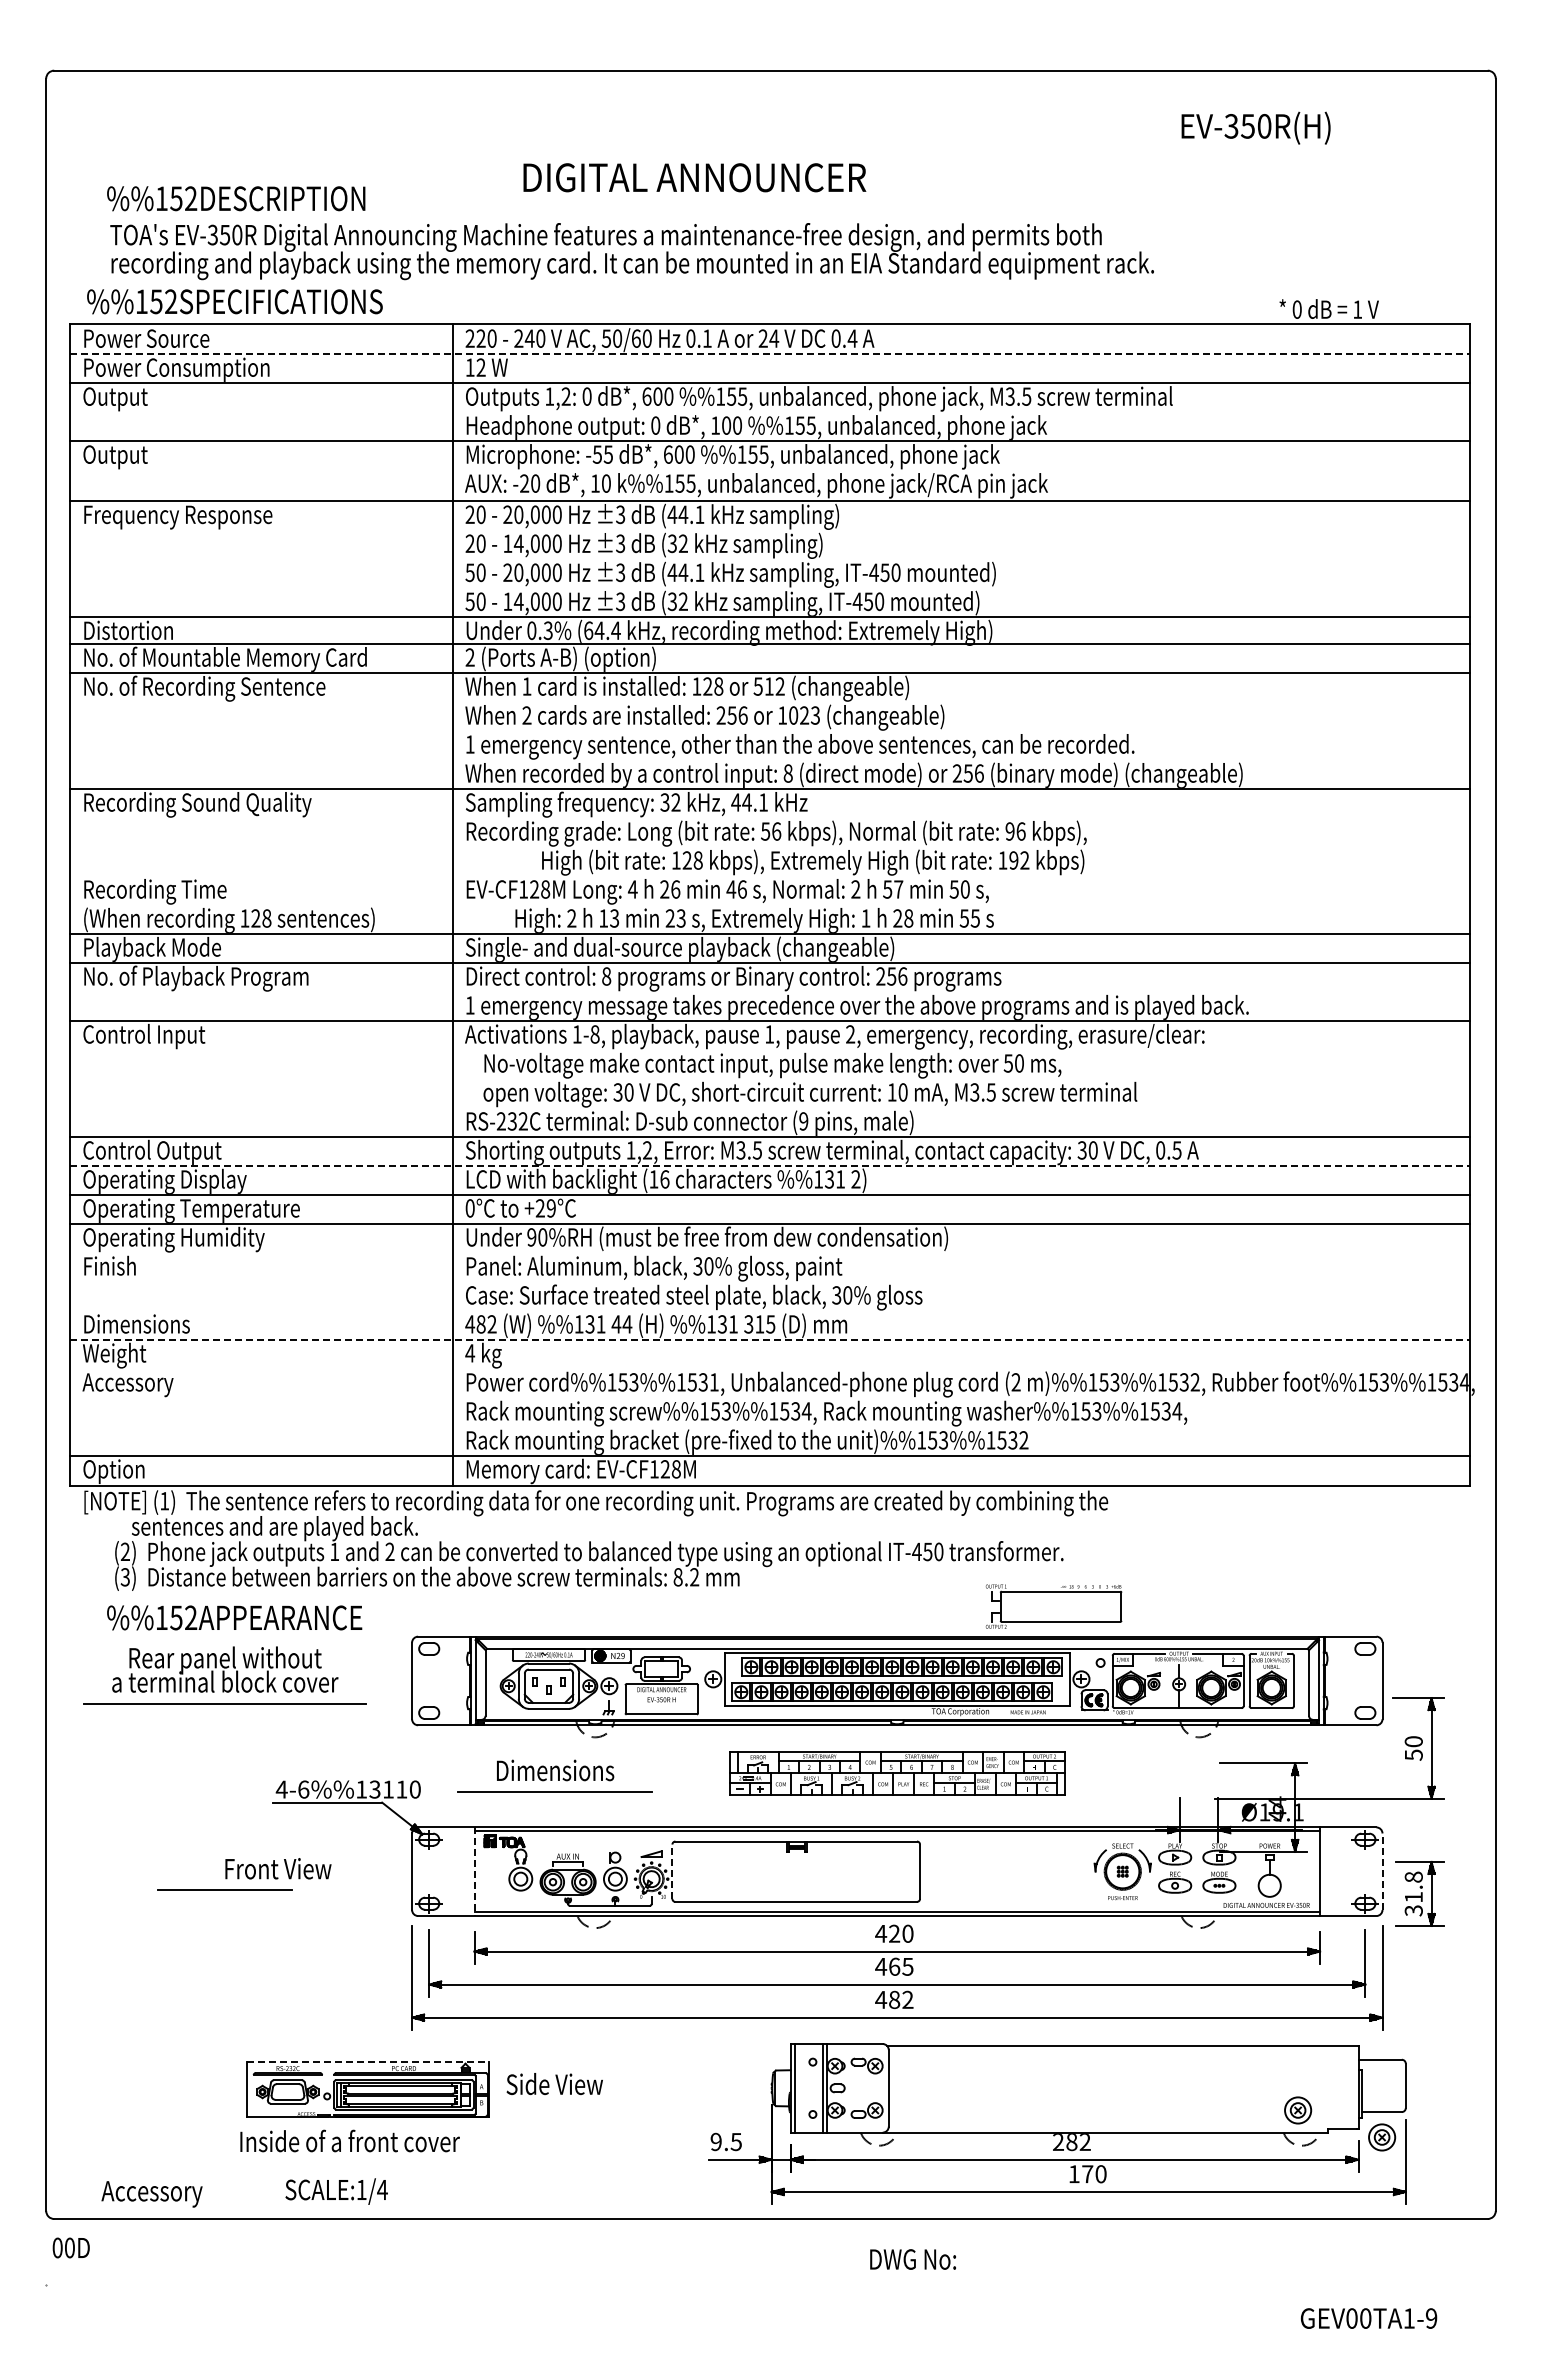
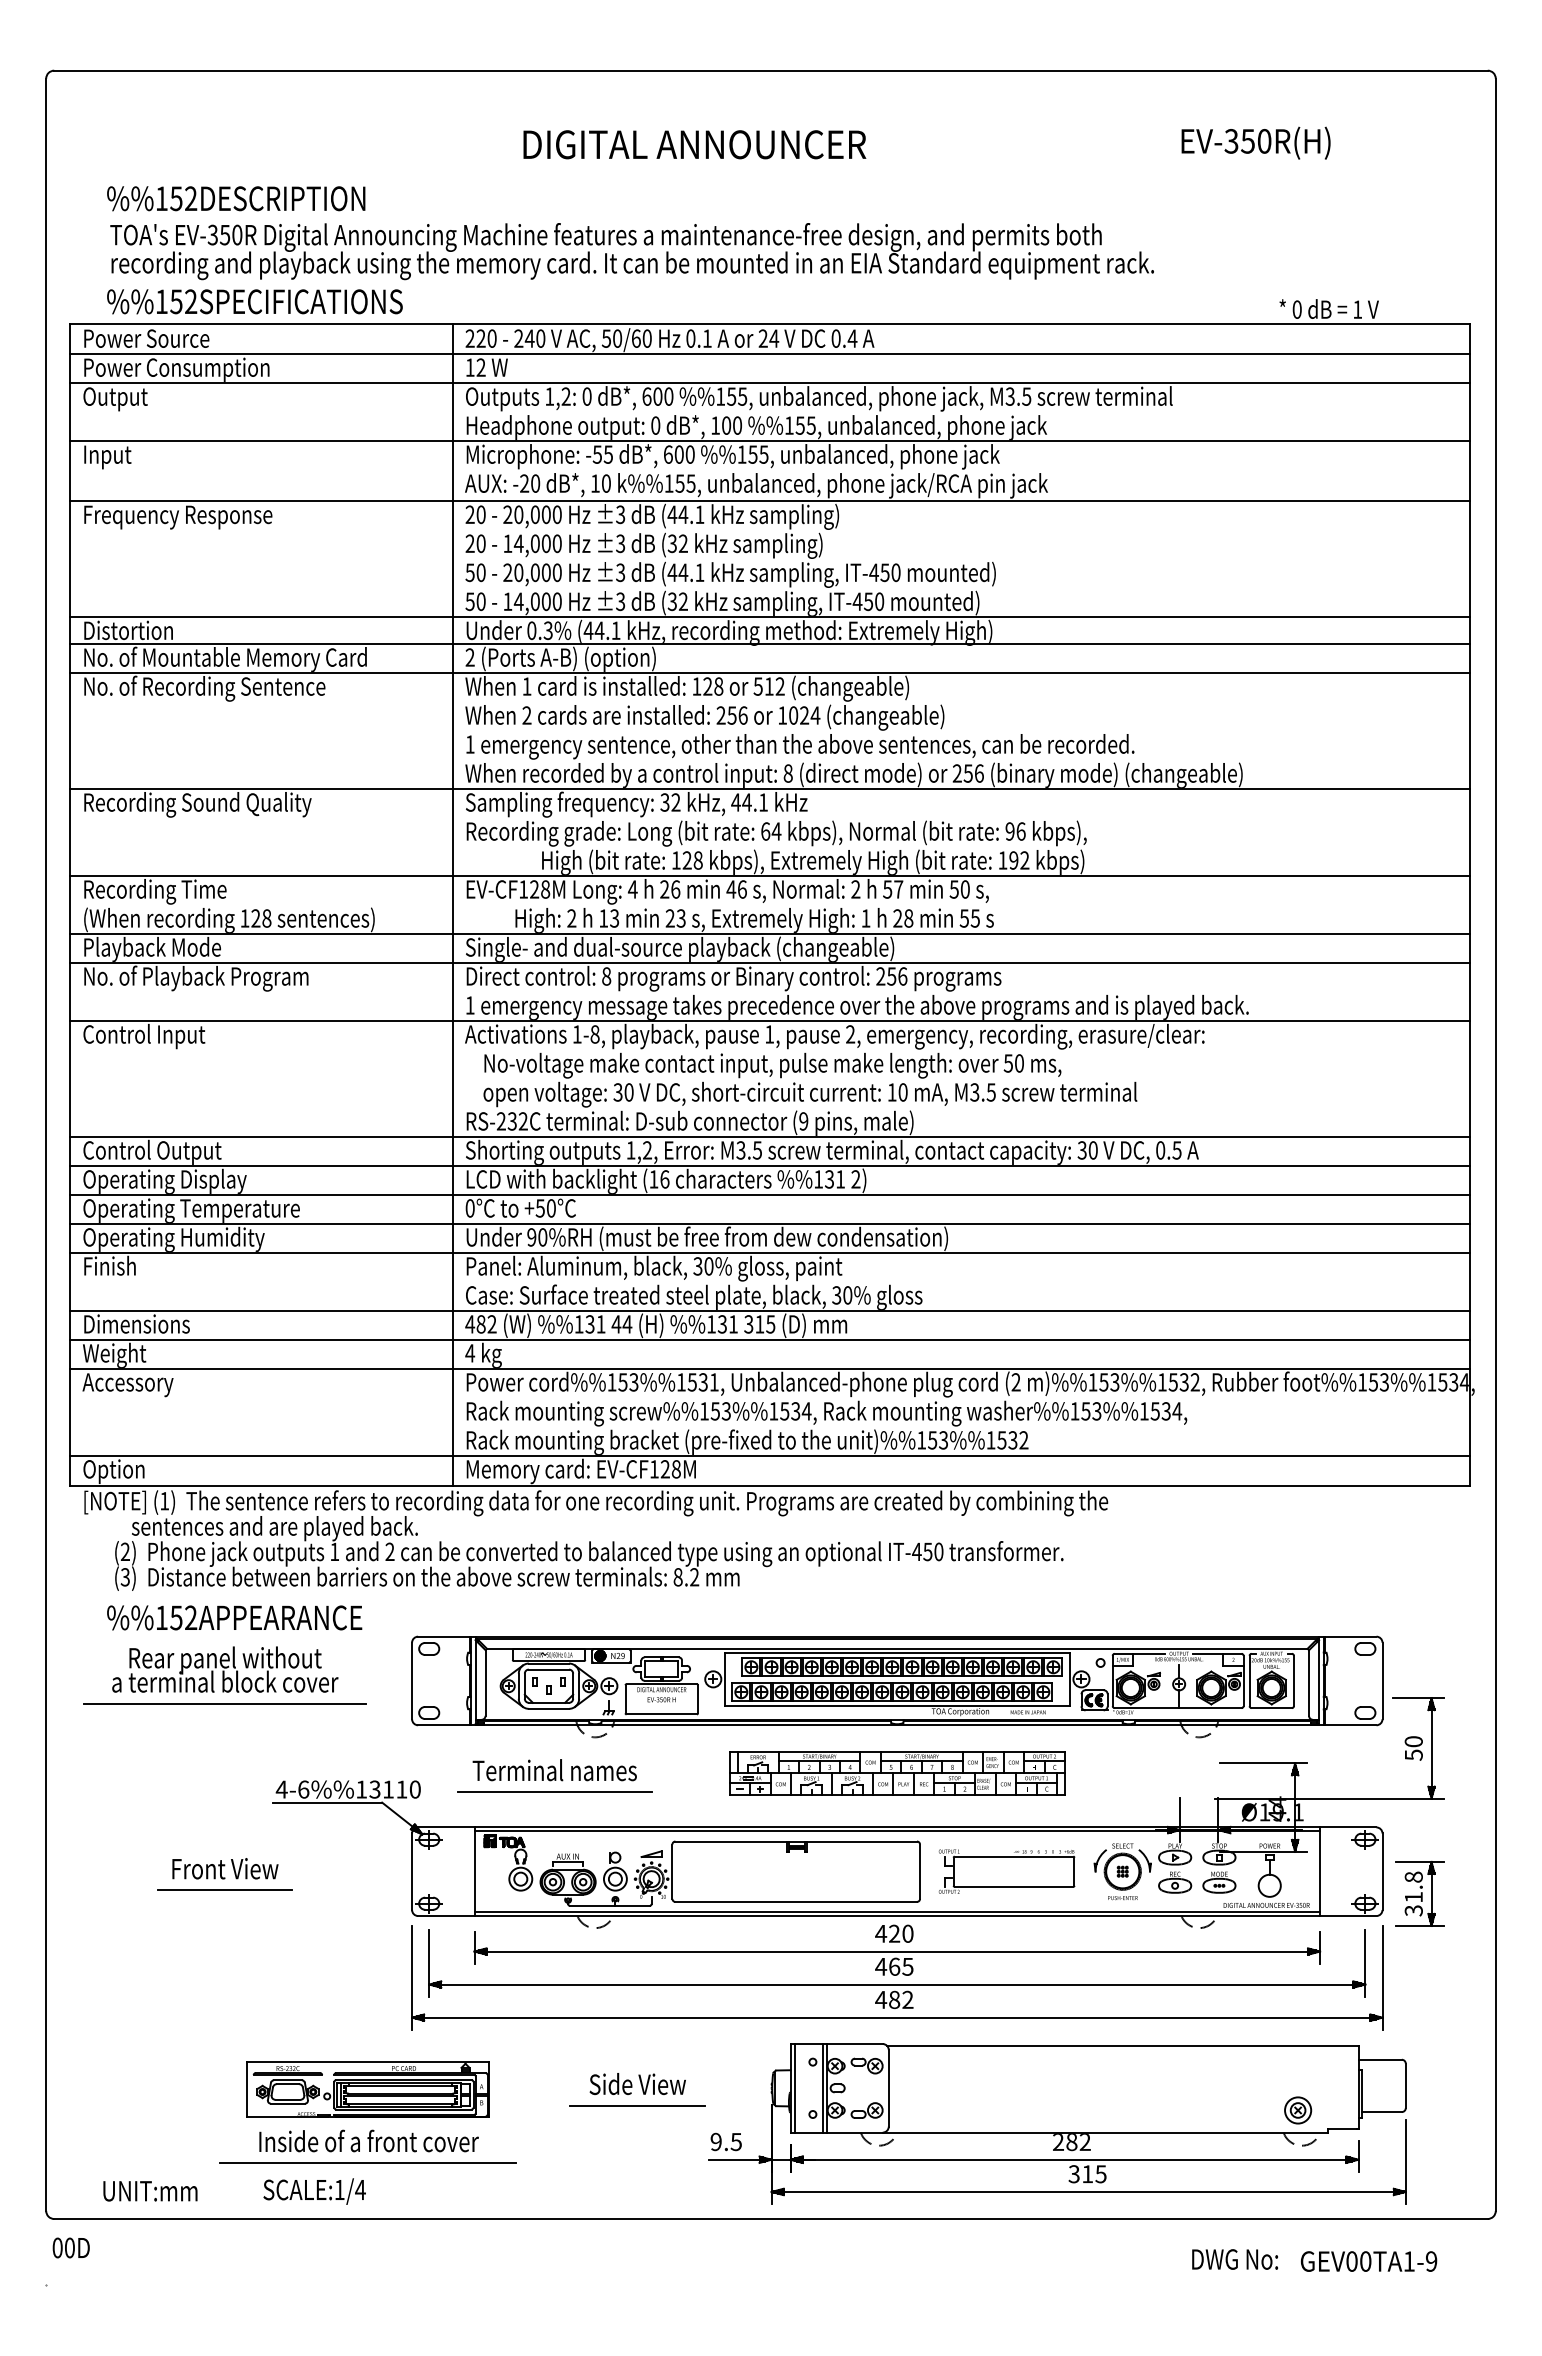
text position: (1255, 127) -> (1255, 142) (1255, 142)
text position: (694, 177) -> (694, 144) (694, 144)
text position: (234, 301) -> (254, 301) (254, 301)
line: dashed -> solid (769, 354)
text: Output -> Input (115, 457)
text: (64.4 -> (44.1 (601, 630)
text: 1023 -> 1024 (815, 715)
text: 56 -> 64 (771, 831)
line: none -> present (769, 876)
line: dashed -> solid (769, 1165)
text: +29°C -> +50°C (545, 1208)
line: none -> present (769, 1252)
line: none -> present (769, 1310)
line: dashed -> solid (769, 1339)
line: none -> present (769, 1368)
part position: (1053, 1606) -> (1006, 1871) (1006, 1871)
text: Dimensions -> Terminal names (554, 1770)
text position: (278, 1868) -> (225, 1868) (225, 1868)
line: dashed -> solid (672, 1871)
line: dashed -> solid (1382, 1871)
line: dashed -> solid (474, 1872)
line: dashed -> solid (368, 2061)
text position: (554, 2083) -> (637, 2083) (637, 2083)
line: none -> present (637, 2106)
part: present -> none (1382, 2137)
text position: (349, 2140) -> (368, 2140) (368, 2140)
line: none -> present (367, 2163)
text: 170 -> 315 (1087, 2174)
text position: (336, 2191) -> (314, 2191) (314, 2191)
text: Accessory -> UNIT:mm (151, 2194)
text position: (912, 2259) -> (1234, 2259) (1234, 2259)
text position: (1368, 2318) -> (1368, 2261) (1368, 2261)
